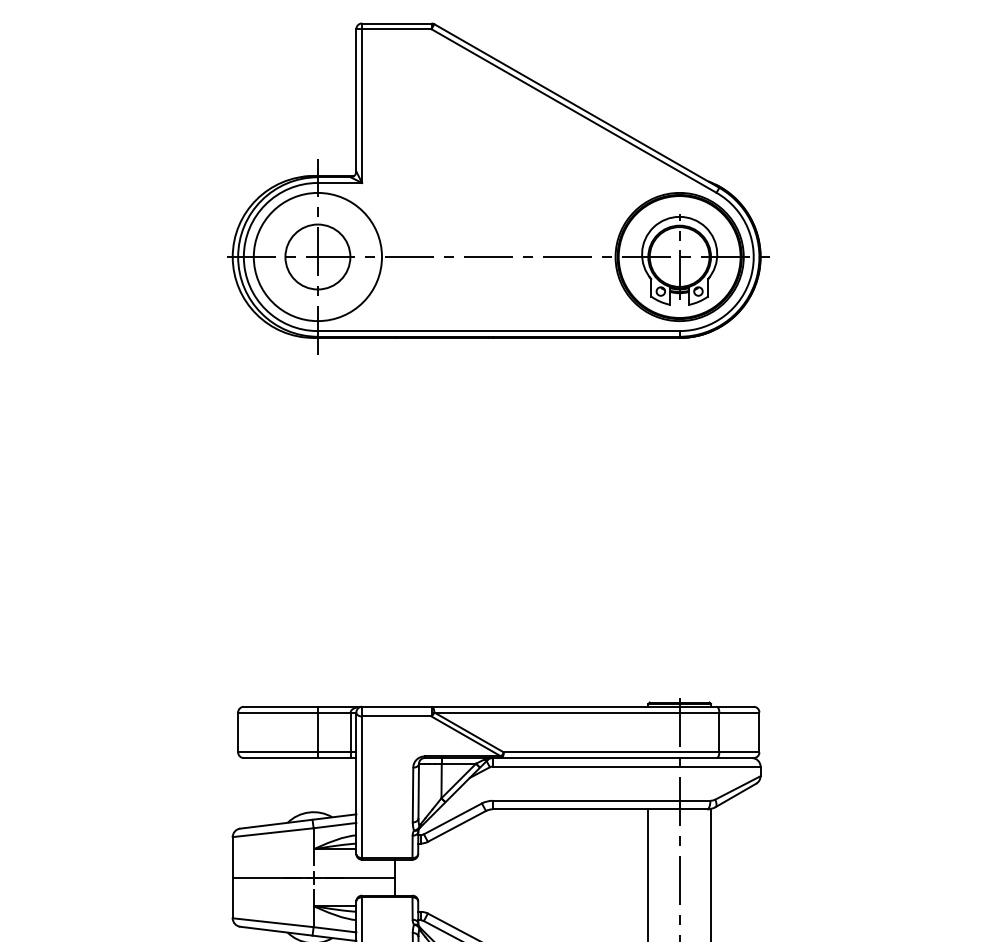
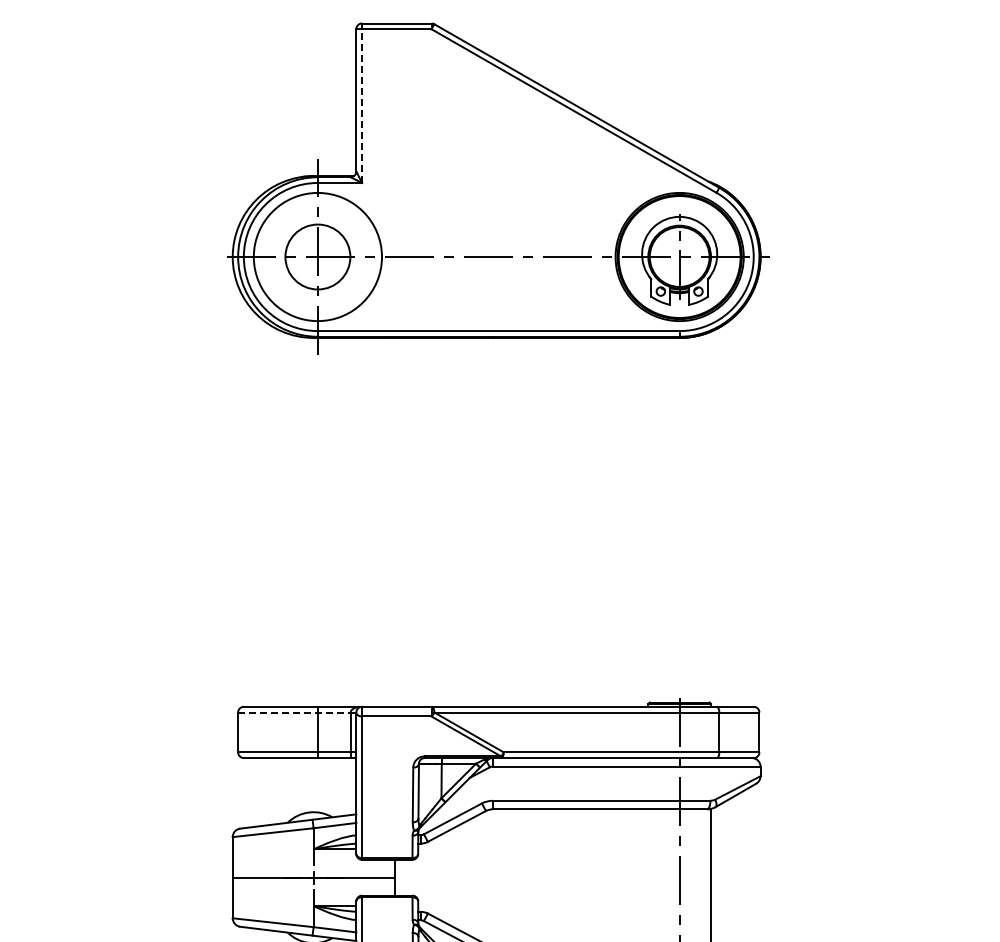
line: solid -> dashed (362, 103)
line: solid -> dashed (297, 712)
line: present -> none (648, 873)
